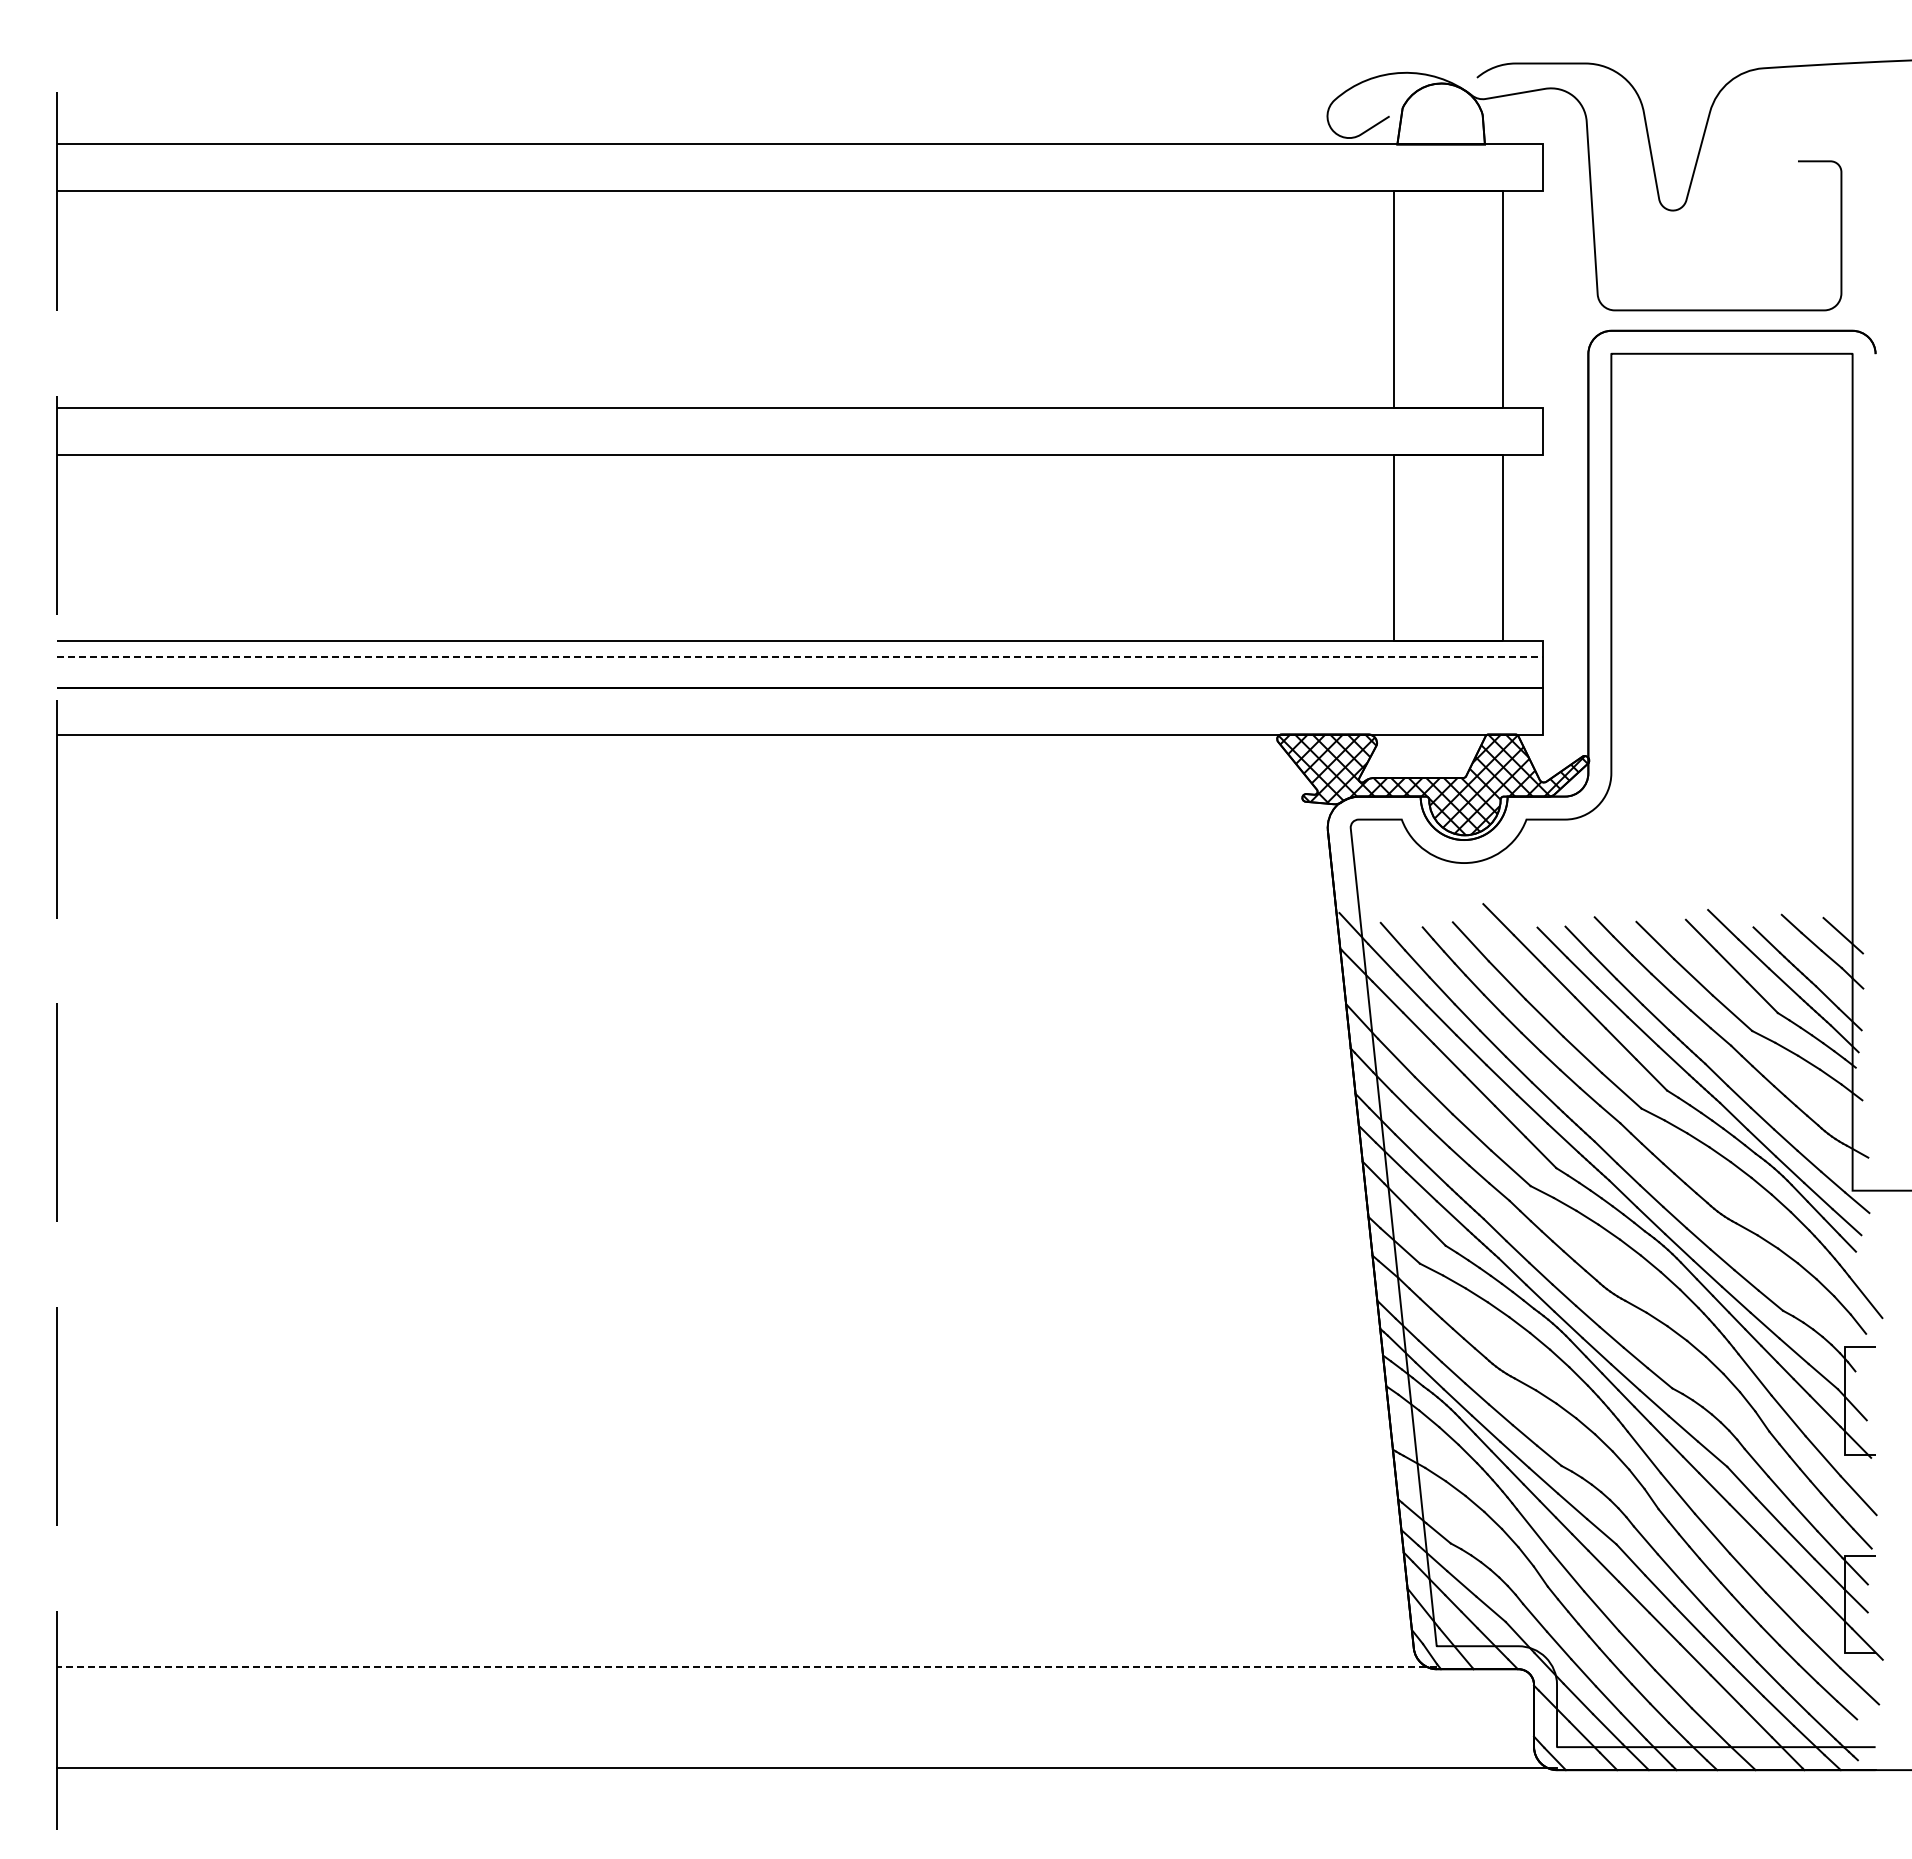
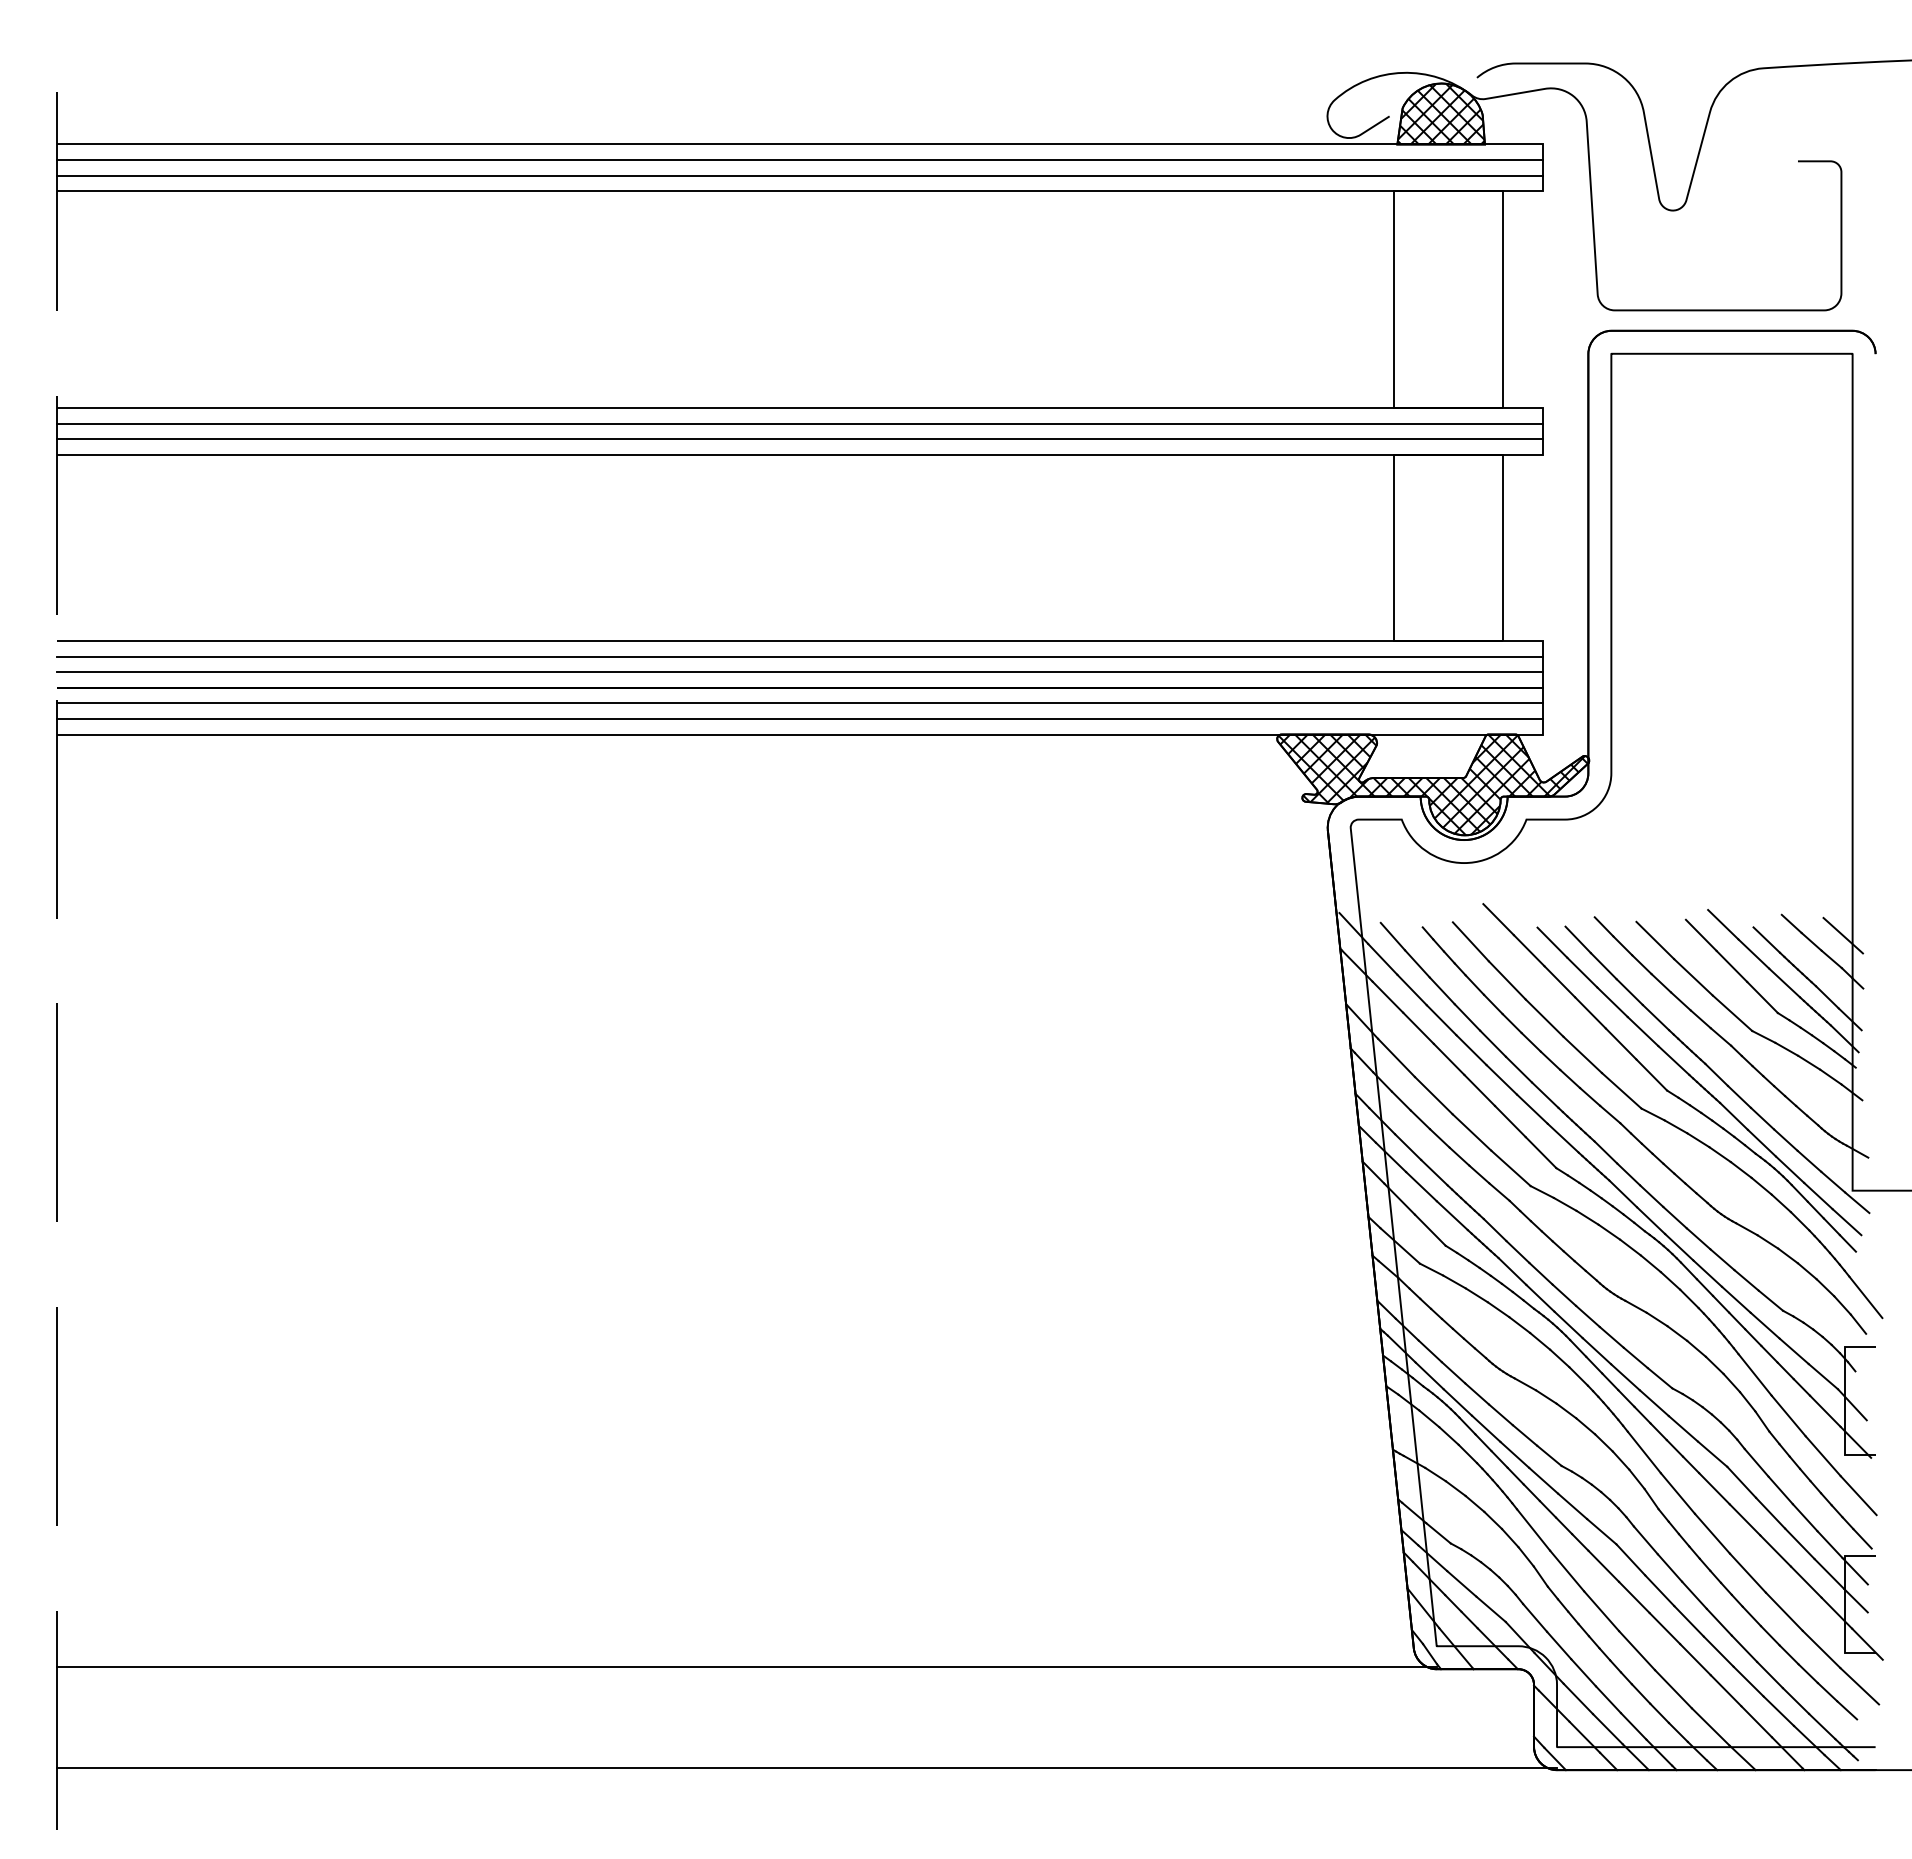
hatch: none -> present (1440, 113)
line: none -> present (800, 160)
line: none -> present (800, 175)
line: none -> present (800, 423)
line: none -> present (800, 439)
line: dashed -> solid (800, 656)
line: none -> present (800, 672)
line: none -> present (800, 703)
line: none -> present (800, 718)
line: dashed -> solid (747, 1667)
